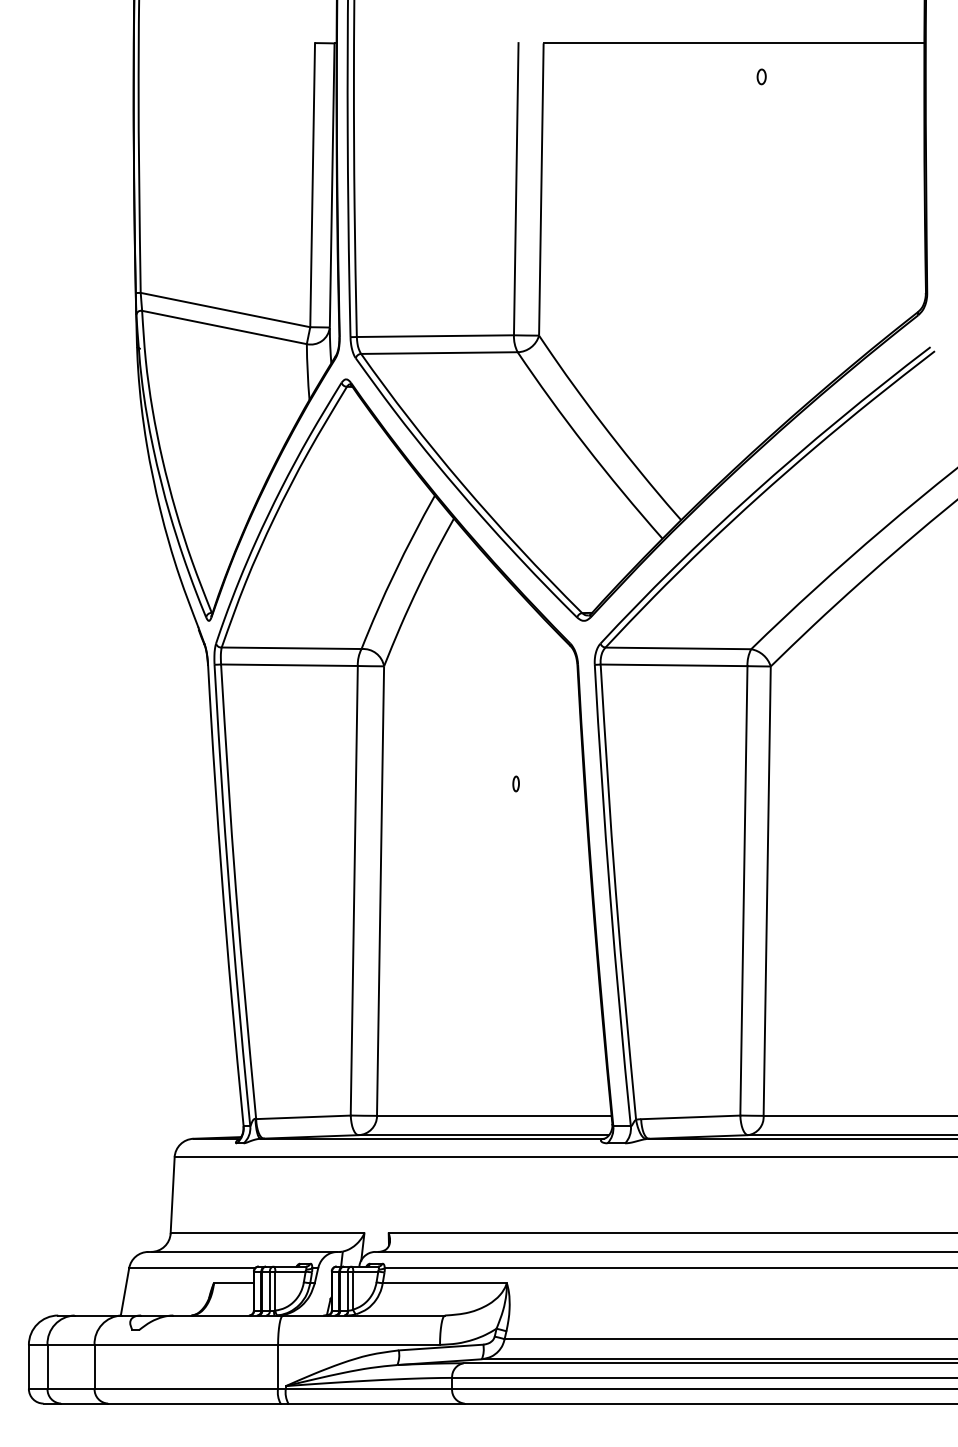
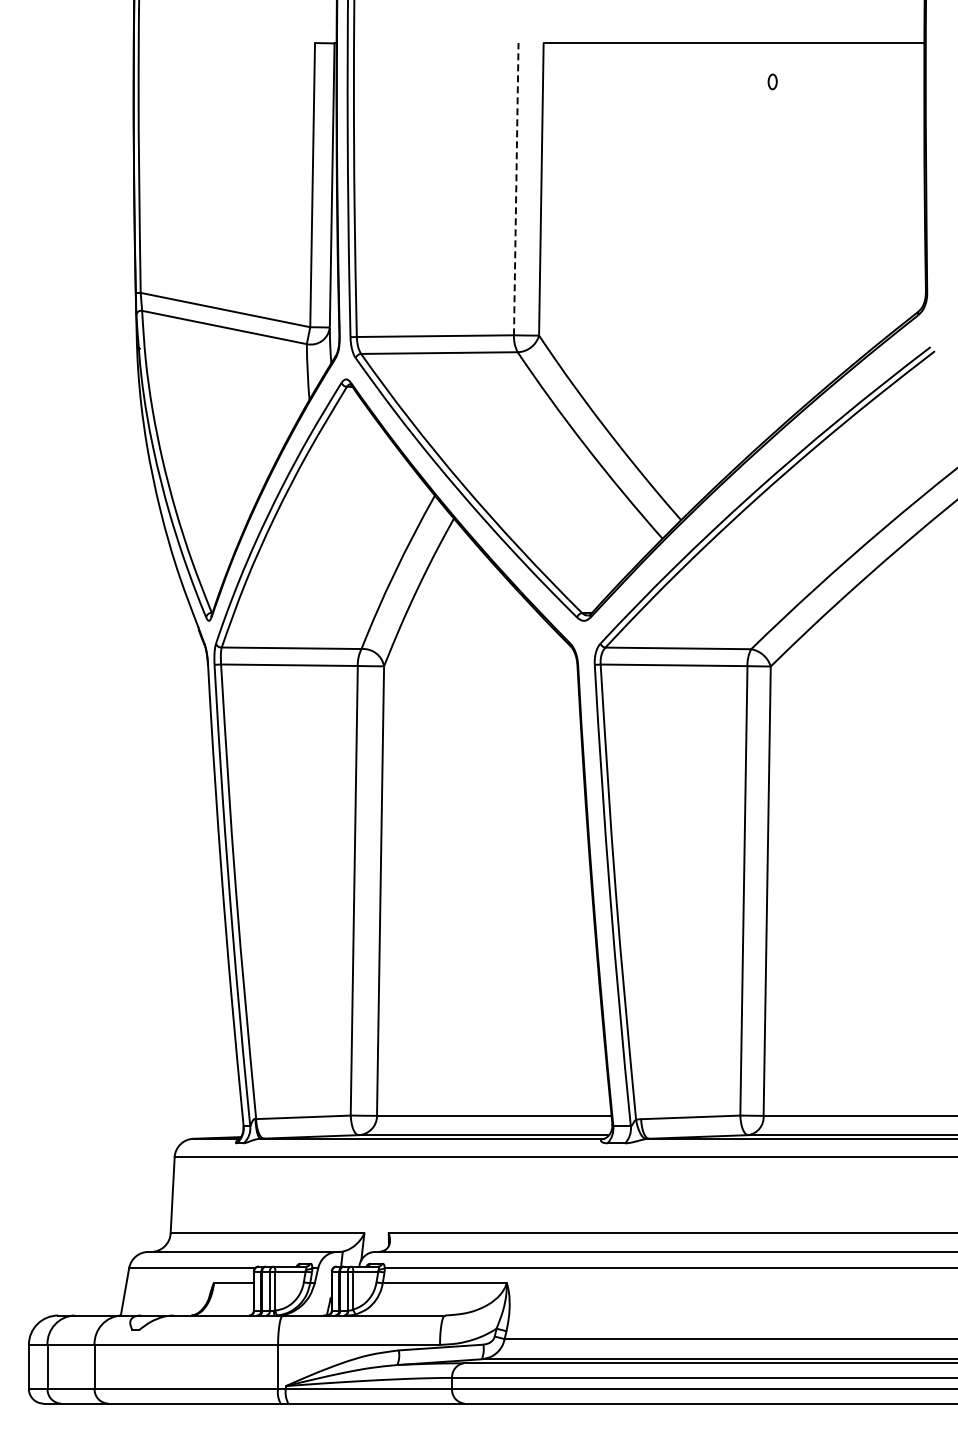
part position: (761, 76) -> (772, 81) (772, 81)
line: solid -> dashed (516, 188)
part: present -> none (515, 783)
